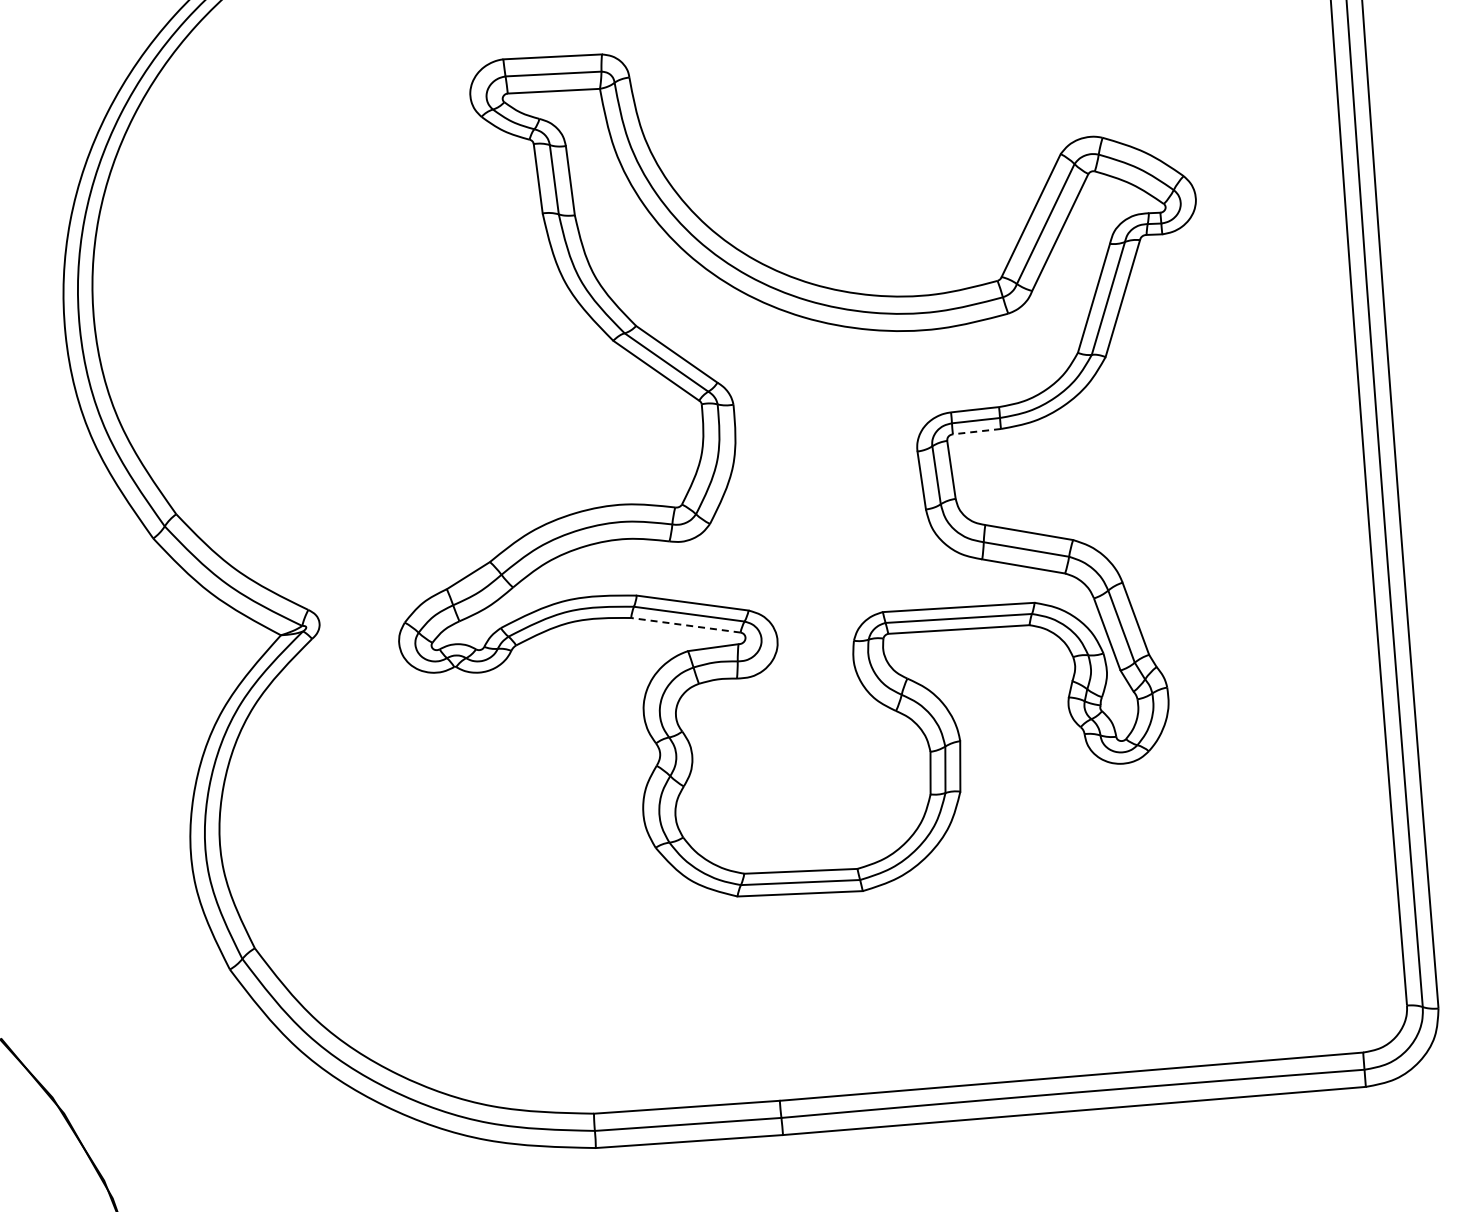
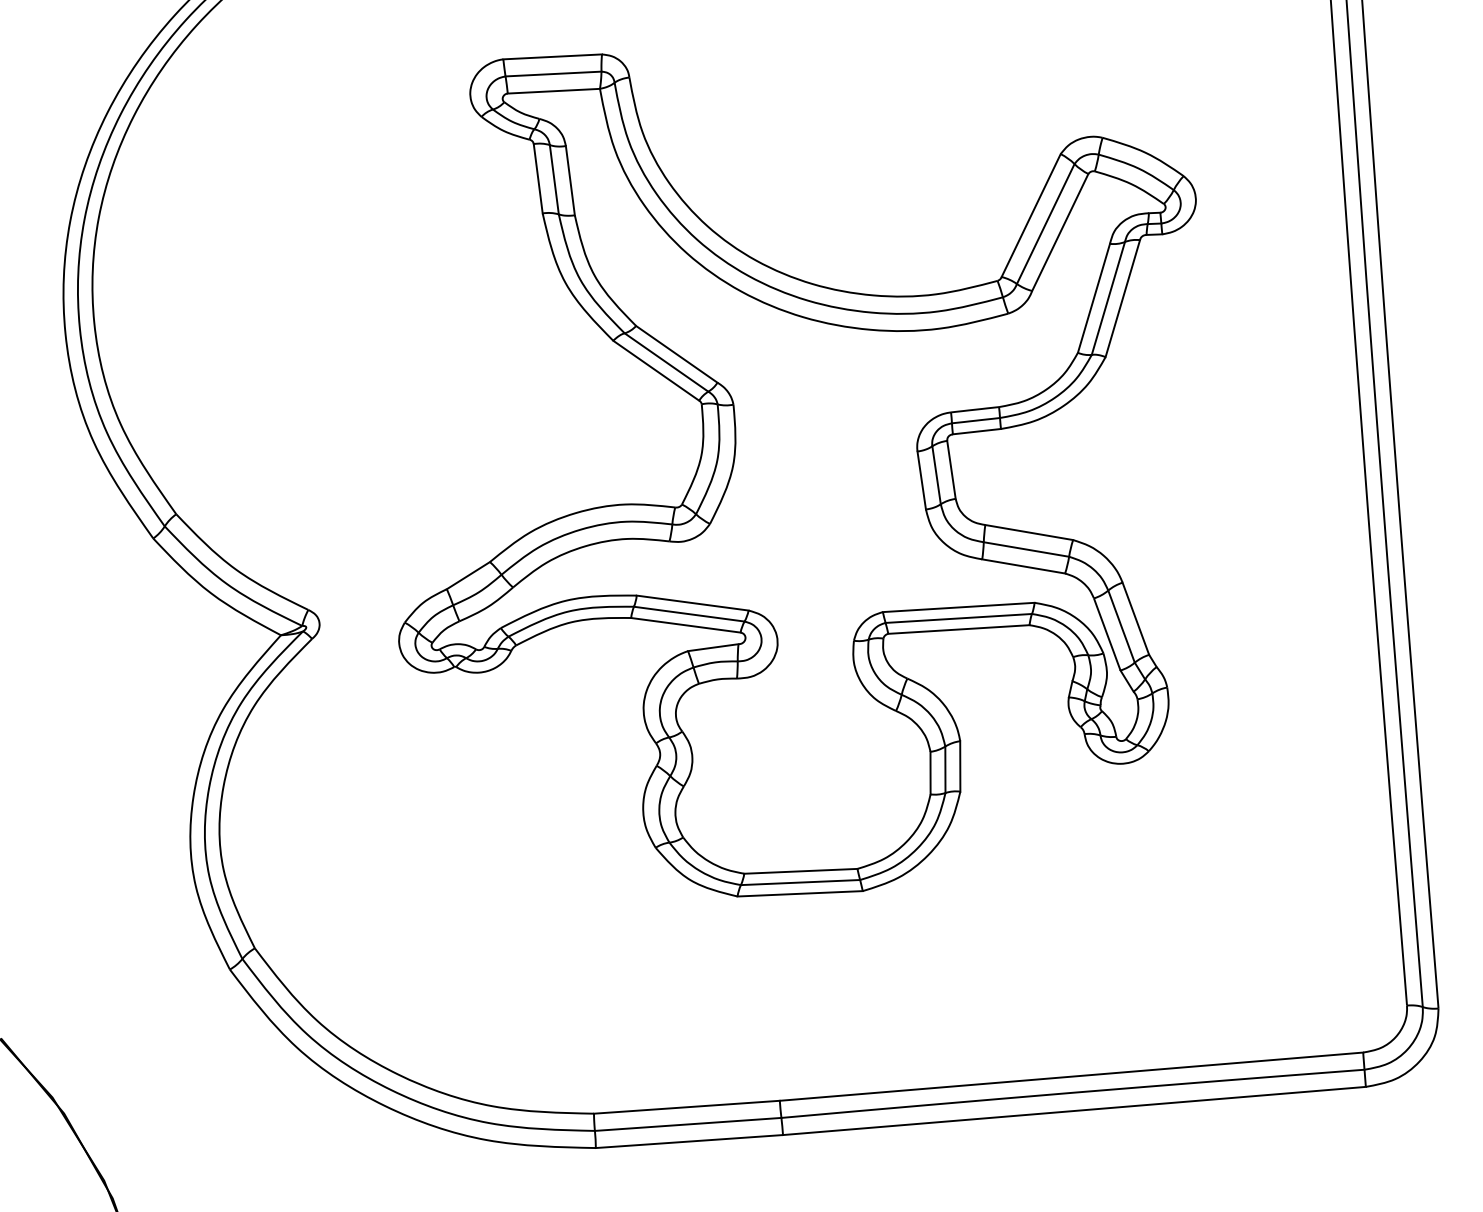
line: dashed -> solid (976, 431)
line: dashed -> solid (685, 625)
